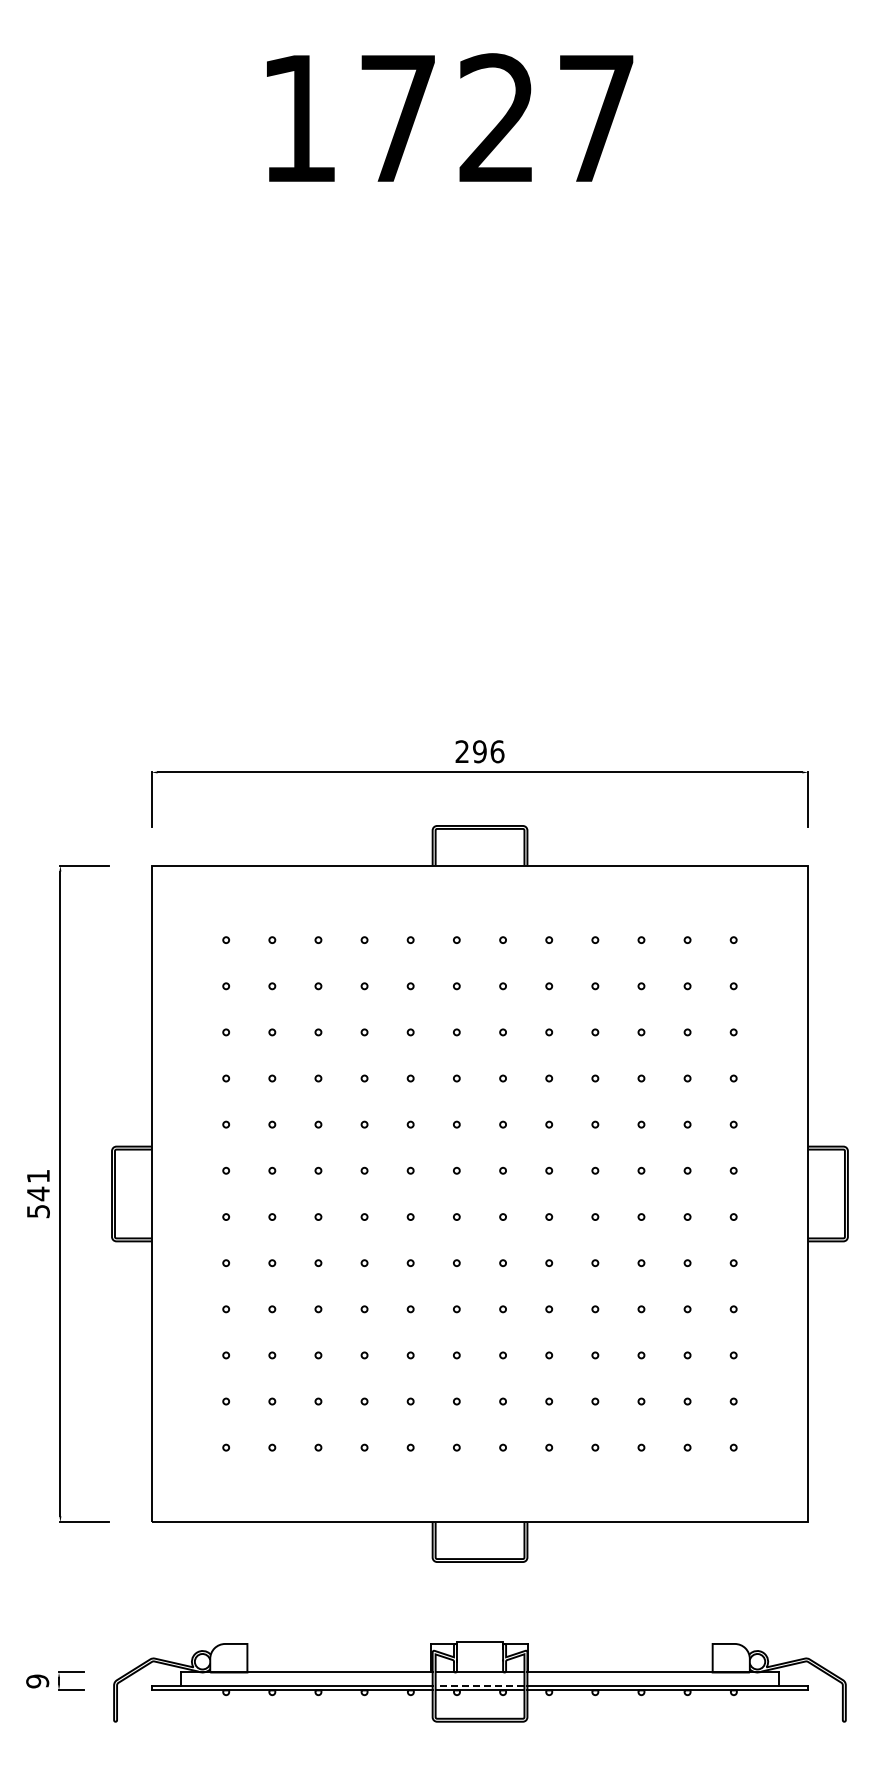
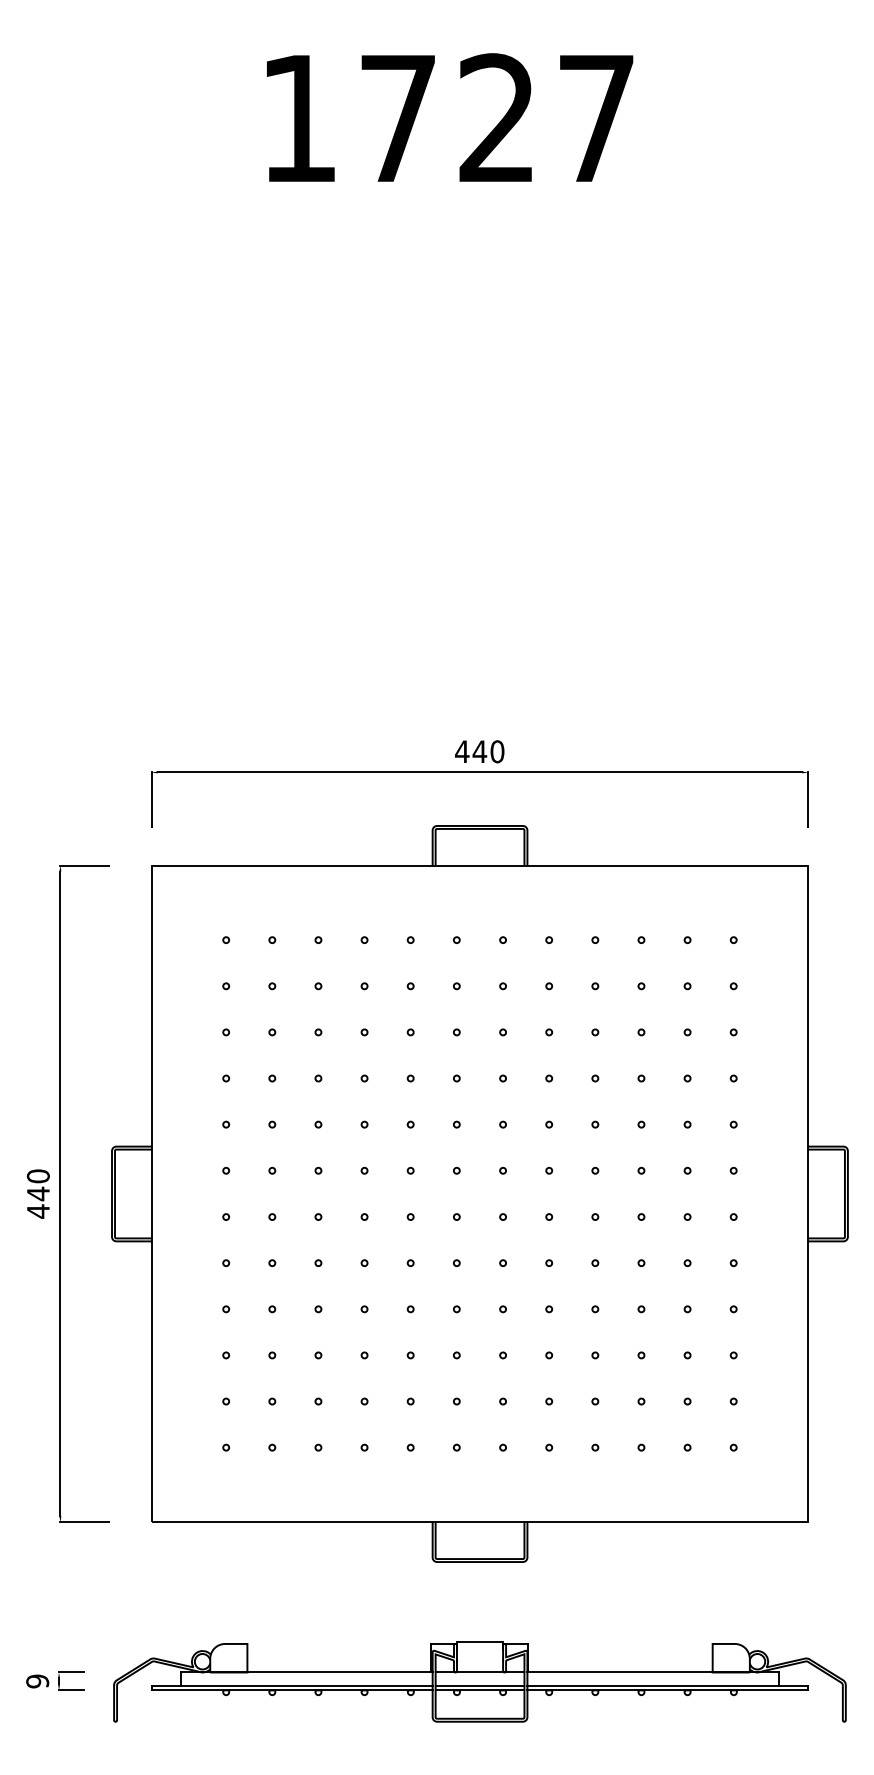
text: 296 -> 440 (479, 751)
text: 541 -> 440 (37, 1193)
line: dashed -> solid (479, 1685)
